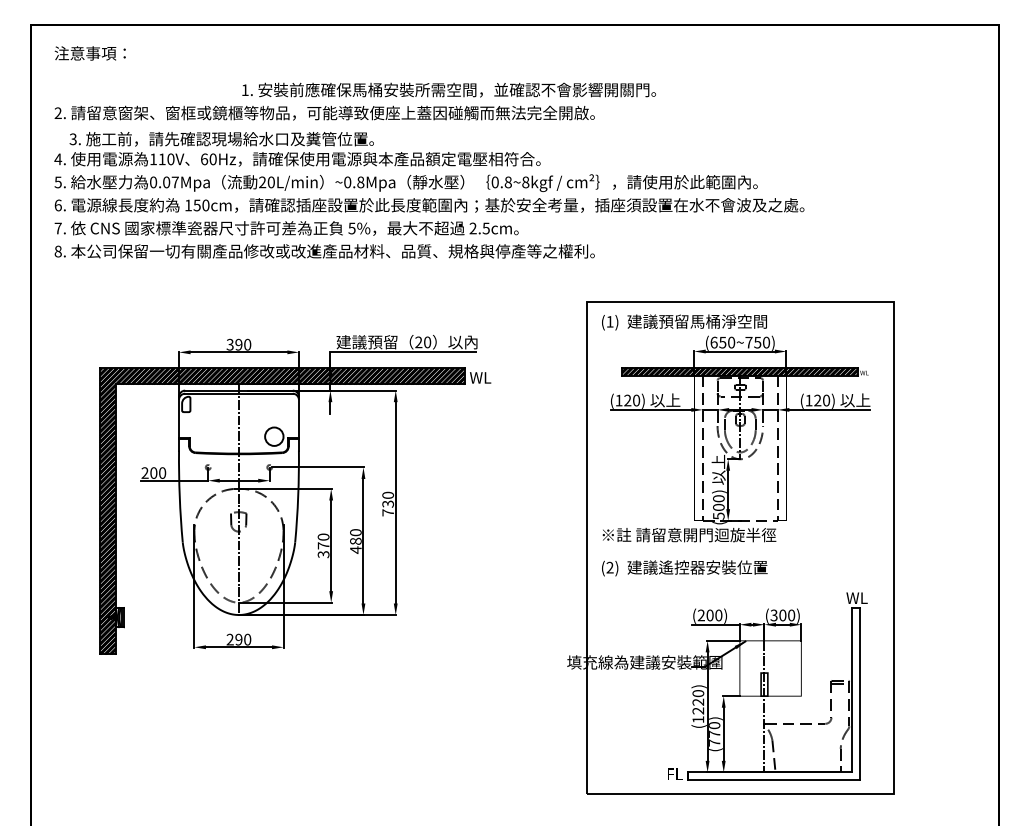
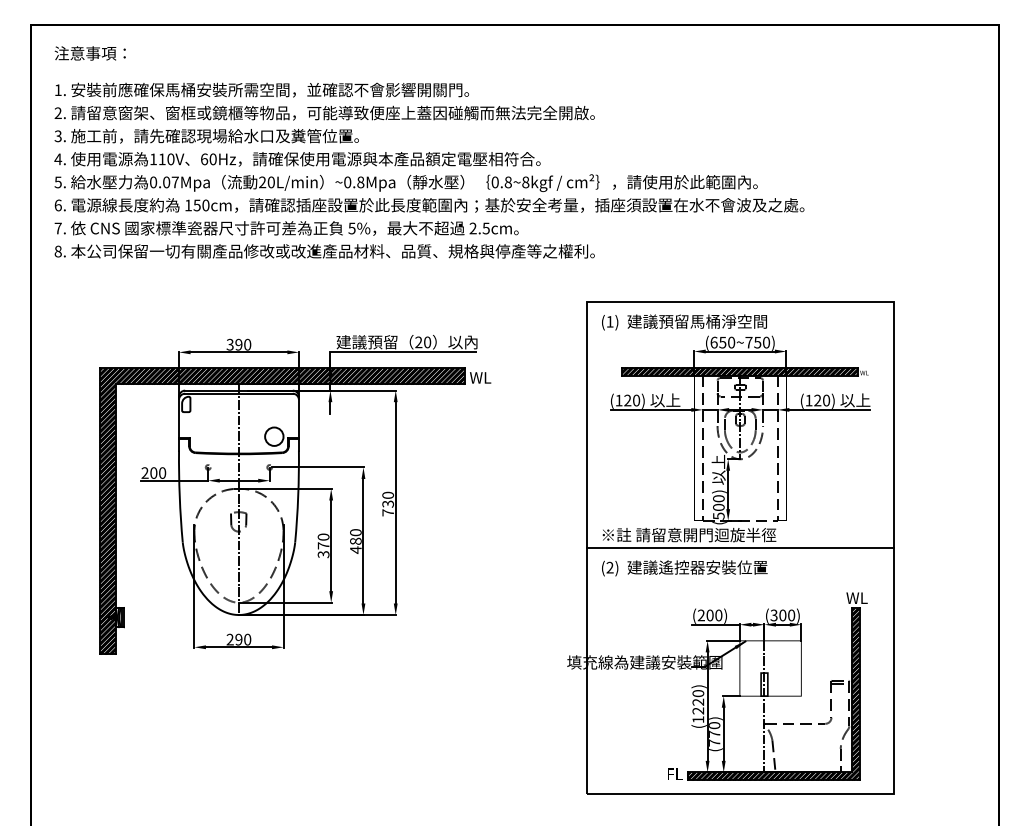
text position: (448, 89) -> (261, 89) (261, 89)
text position: (221, 139) -> (206, 136) (206, 136)
line: none -> present (740, 547)
hatch: none -> present (773, 694)
